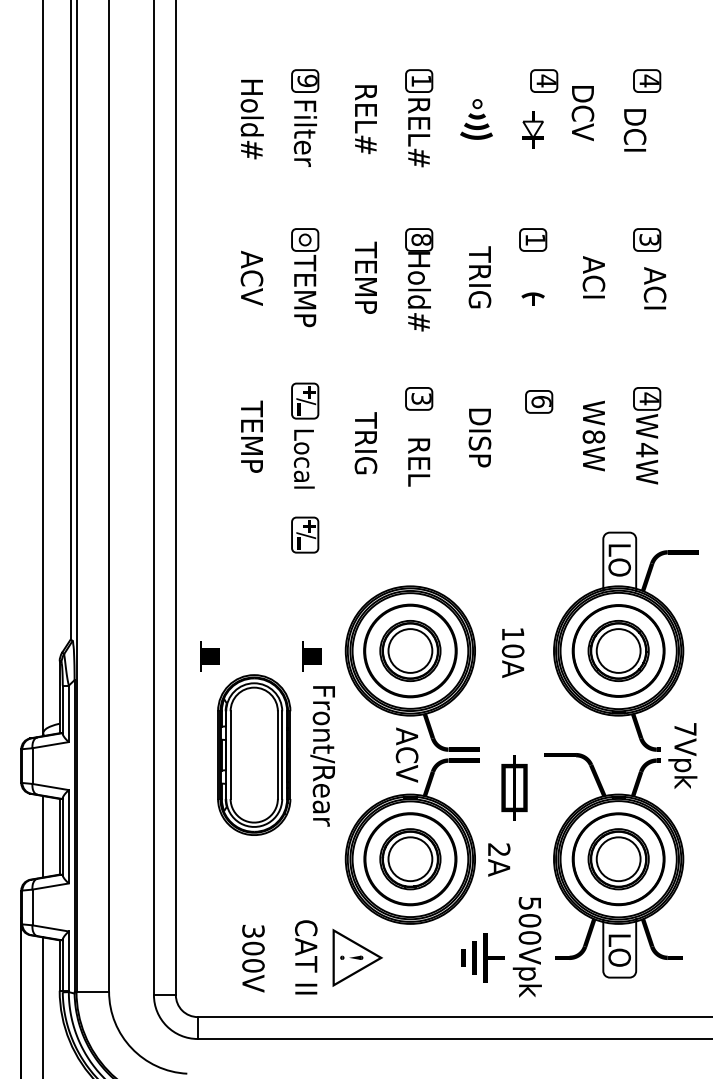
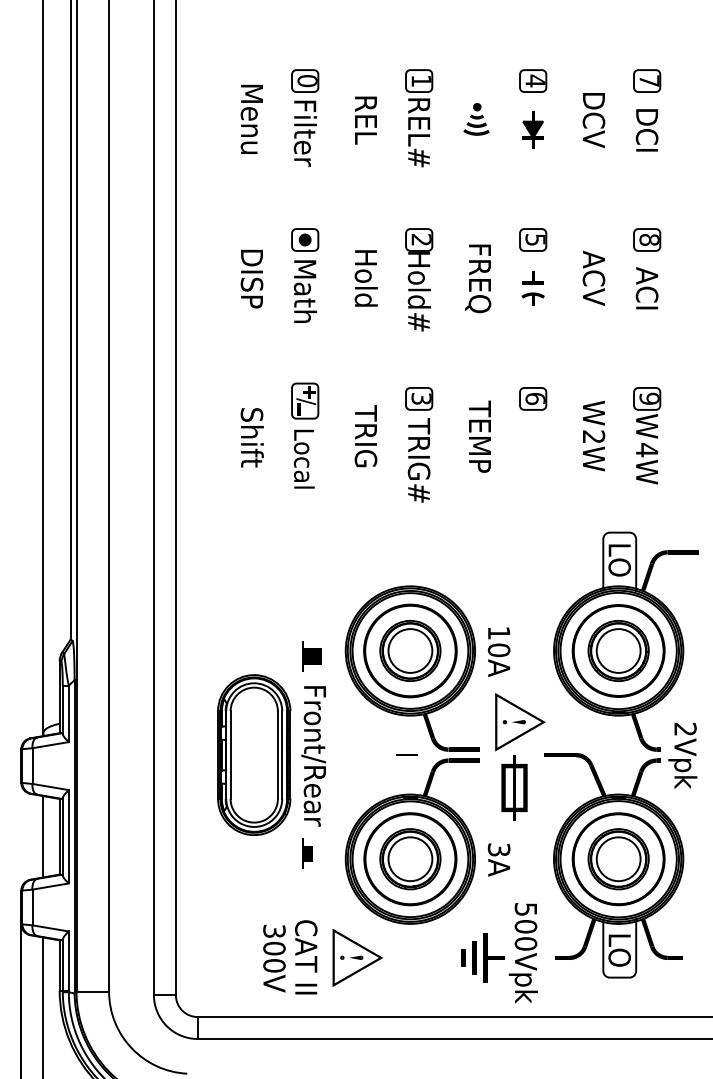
text: 9 -> 0 (306, 80)
part position: (544, 80) -> (533, 80) (533, 80)
text: 4 -> 7 (649, 80)
text position: (582, 113) -> (593, 120) (593, 120)
text: Hold# -> Menu (251, 119)
text: REL# -> REL (365, 119)
part size: 33x41 px -> 27x33 px (476, 119)
fill: none -> present (533, 129)
text position: (634, 130) -> (646, 130) (646, 130)
fill: none -> present (304, 239)
text: 8 -> 2 (421, 239)
text: 1 -> 5 (535, 239)
text: 3 -> 8 (649, 239)
text: TEMP -> Hold (365, 277)
part: none -> present (532, 277)
text: ACI -> ACV (593, 277)
text: ACV -> DISP (251, 278)
text: TRIG -> FREQ (478, 278)
text position: (654, 288) -> (646, 288) (646, 288)
text: TEMP -> Math (304, 290)
text: 4 -> 9 (649, 398)
part position: (539, 401) -> (533, 398) (533, 398)
text: TEMP -> Shift (251, 436)
text: DISP -> TEMP (479, 436)
text: 8W -> 2W (593, 436)
text position: (365, 443) -> (365, 436) (365, 436)
text: REL -> TRIG# (418, 459)
part: present -> none (305, 534)
text position: (512, 652) -> (498, 651) (498, 651)
part: present -> none (209, 656)
part: none -> present (520, 722)
text: 7Vpk -> 2Vpk (685, 728)
text: ACV -> I (406, 754)
text position: (322, 756) -> (313, 756) (313, 756)
text: 2A -> 3A (498, 849)
part: none -> present (307, 853)
text position: (526, 947) -> (522, 953) (522, 953)
text position: (253, 958) -> (274, 958) (274, 958)
